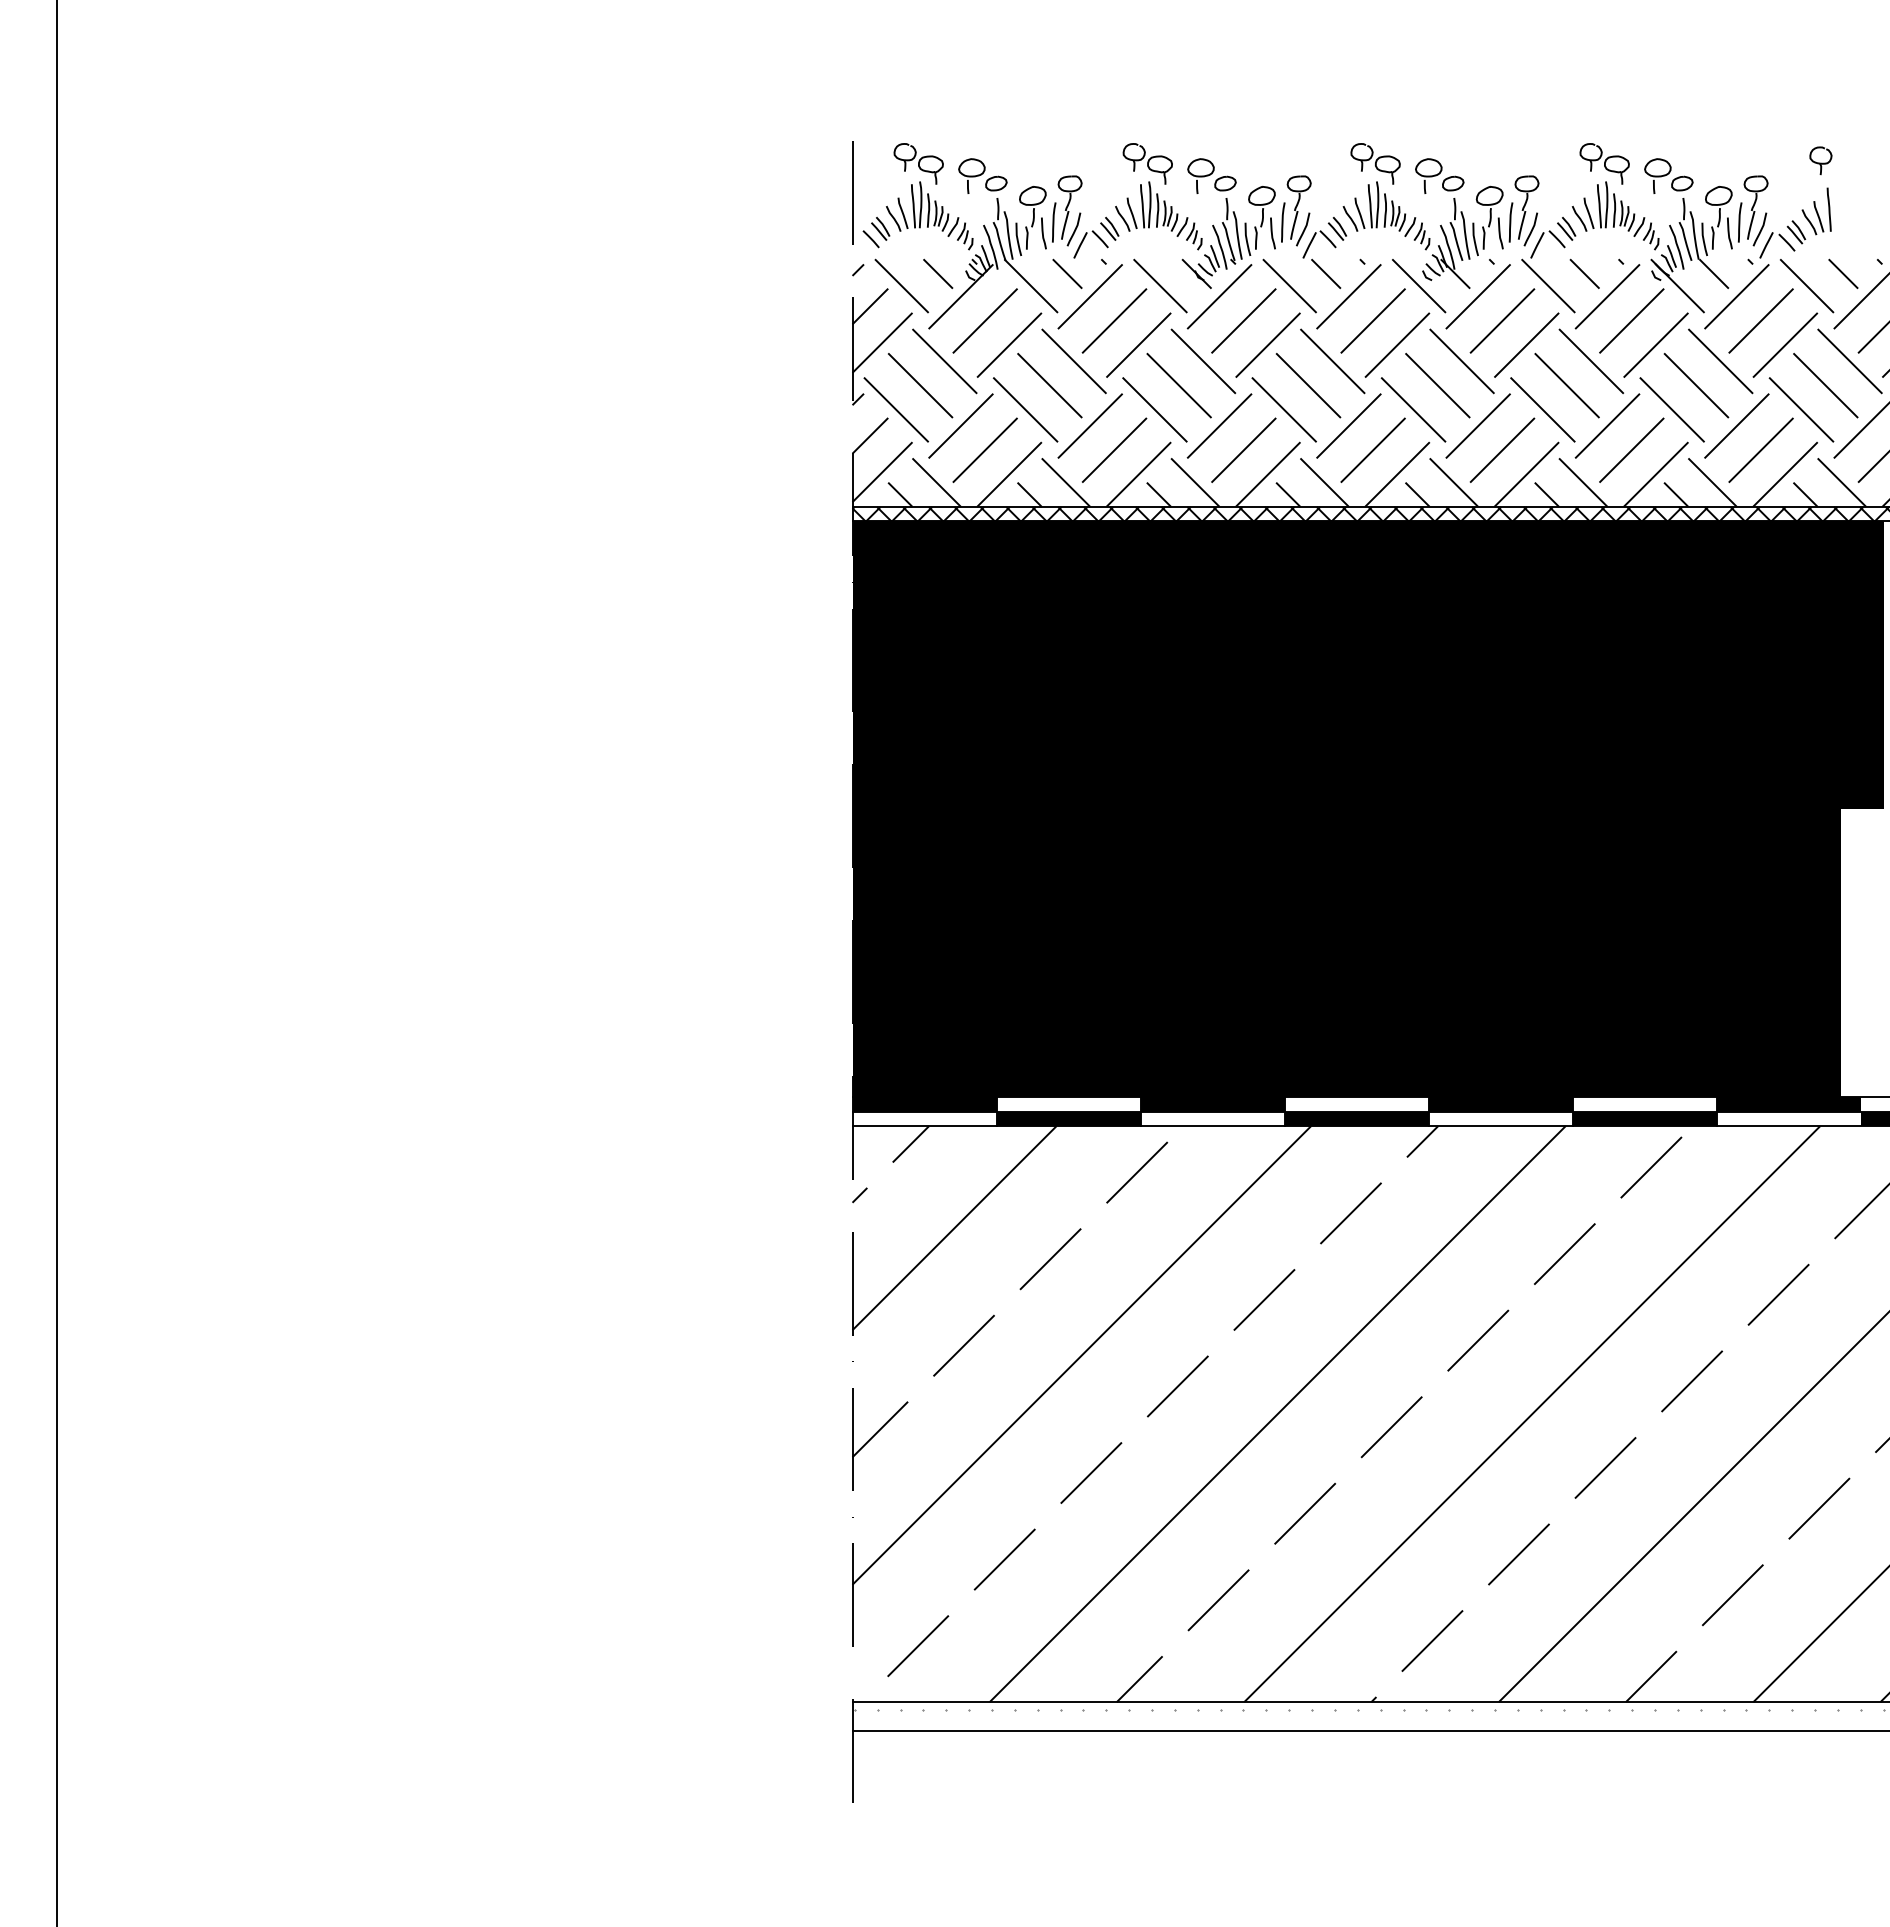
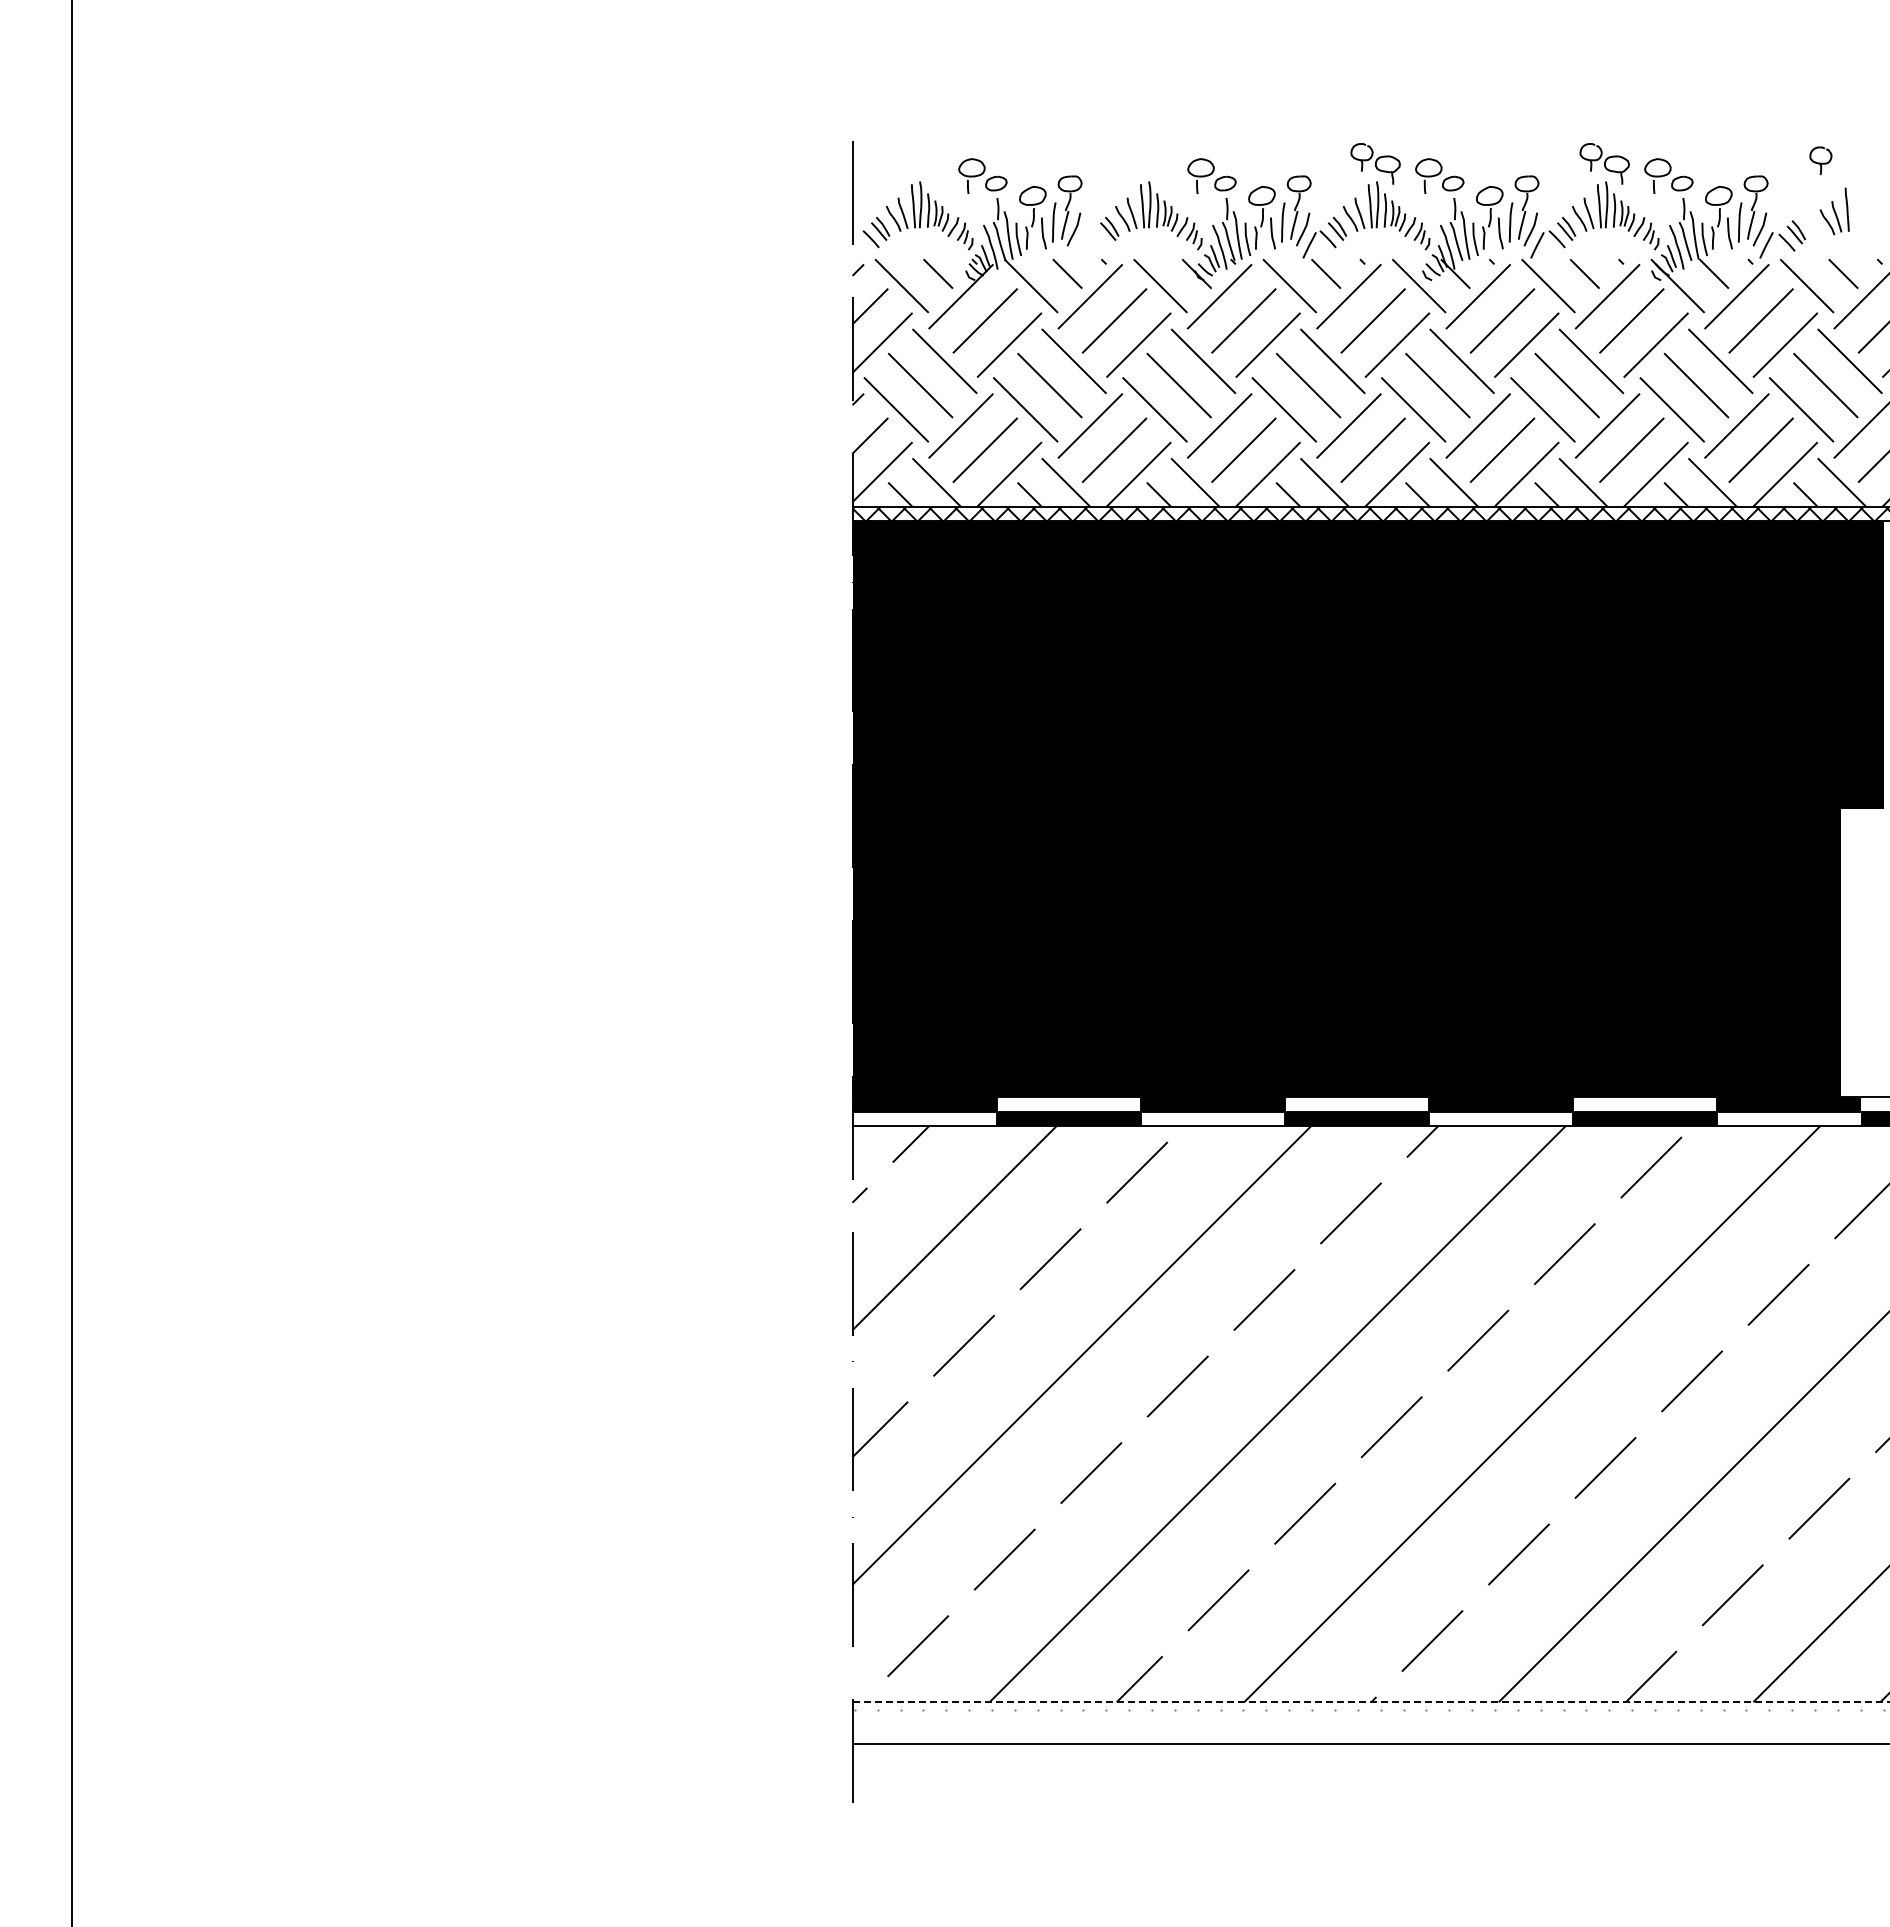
part: present -> none (918, 163)
part: present -> none (1147, 163)
part position: (1816, 211) -> (1834, 211) (1834, 211)
part: present -> none (1083, 241)
line position: (56, 962) -> (71, 962) (71, 962)
line: solid -> dashed (1371, 1702)
line position: (1369, 1730) -> (1369, 1743) (1369, 1743)
